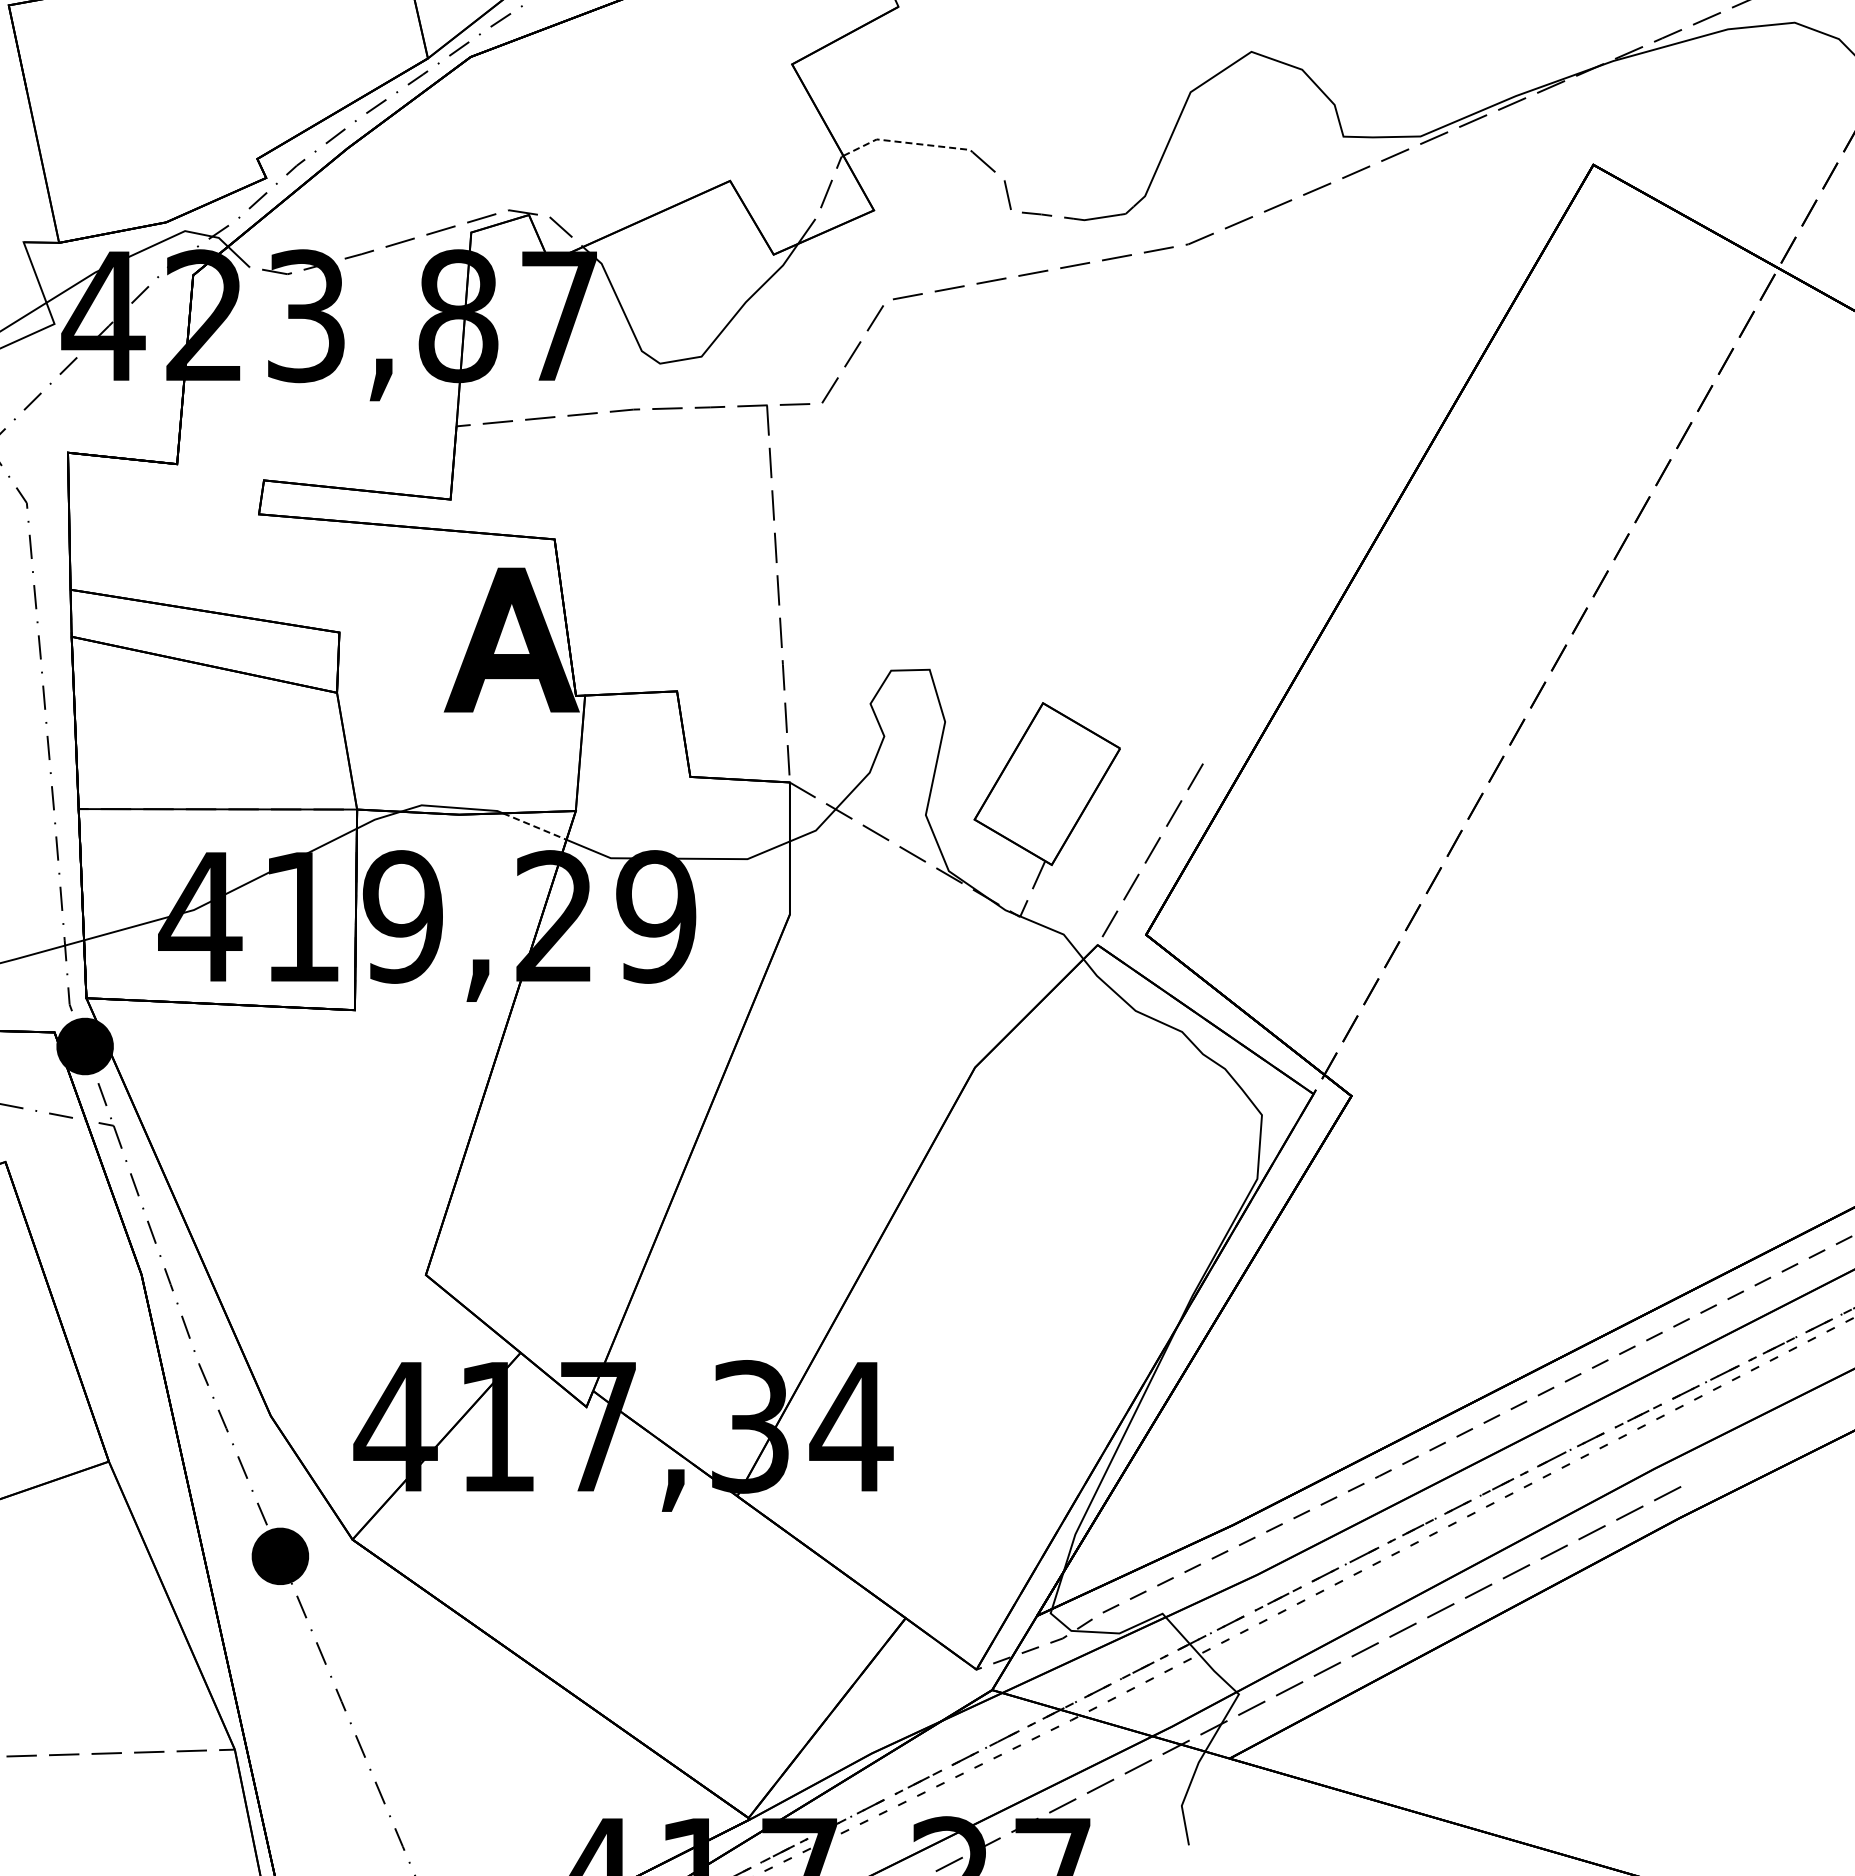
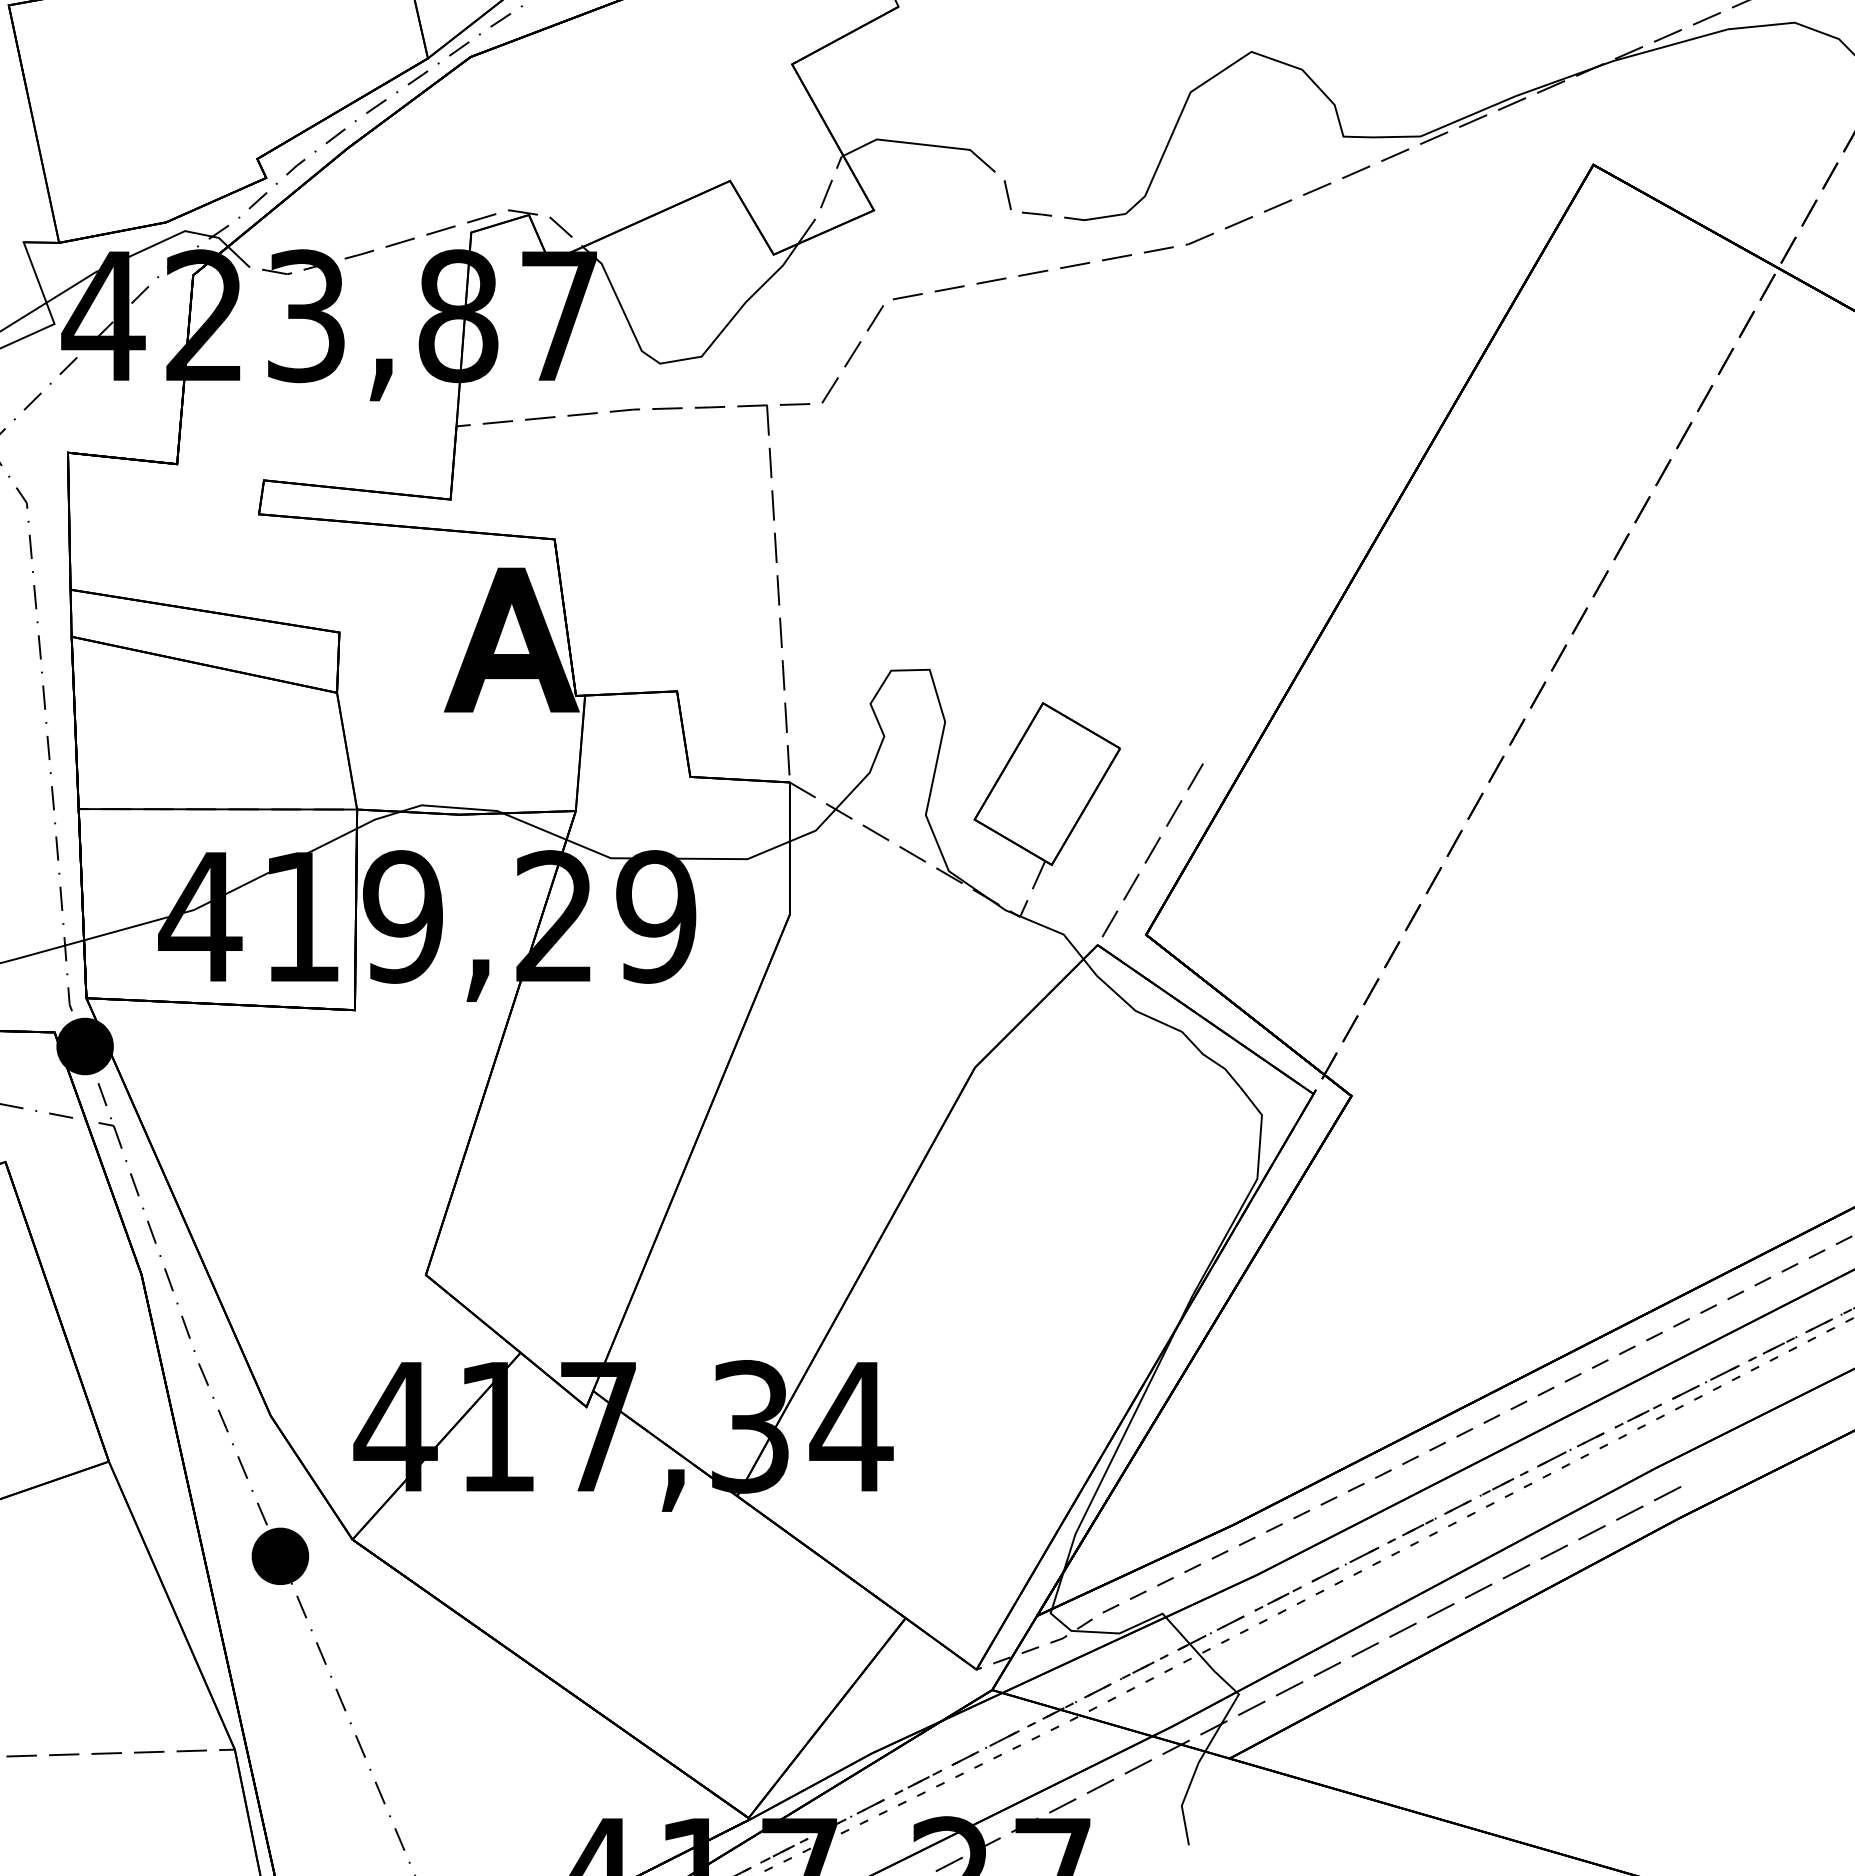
line: dashed -> solid (906, 142)
line: dashed -> solid (535, 826)
